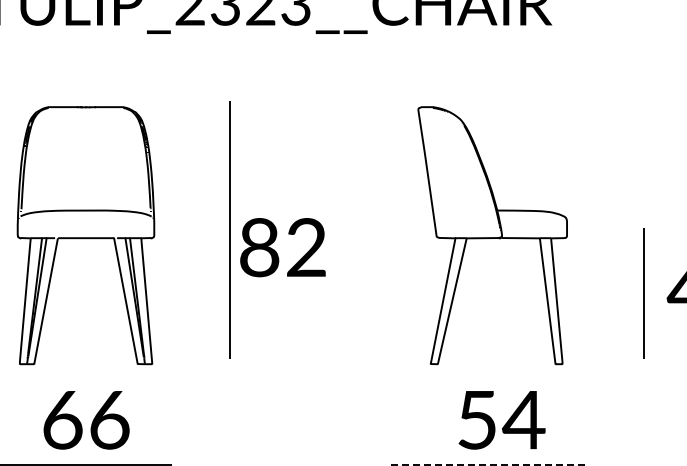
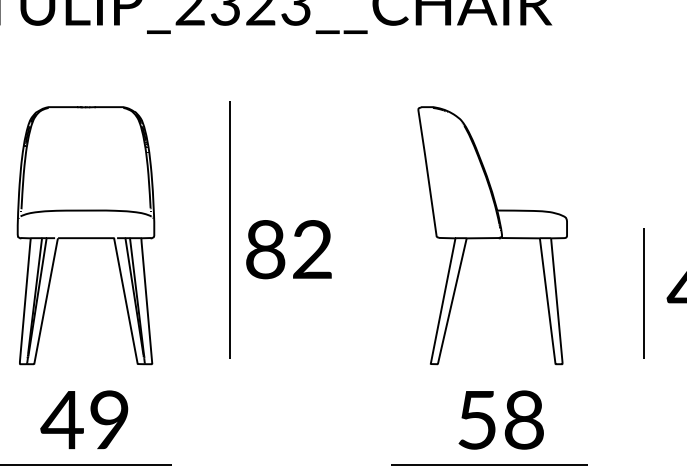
text position: (282, 247) -> (288, 249) (288, 249)
text: 66 -> 49 (84, 419)
text: 54 -> 58 (523, 419)
line: dashed -> solid (489, 465)
